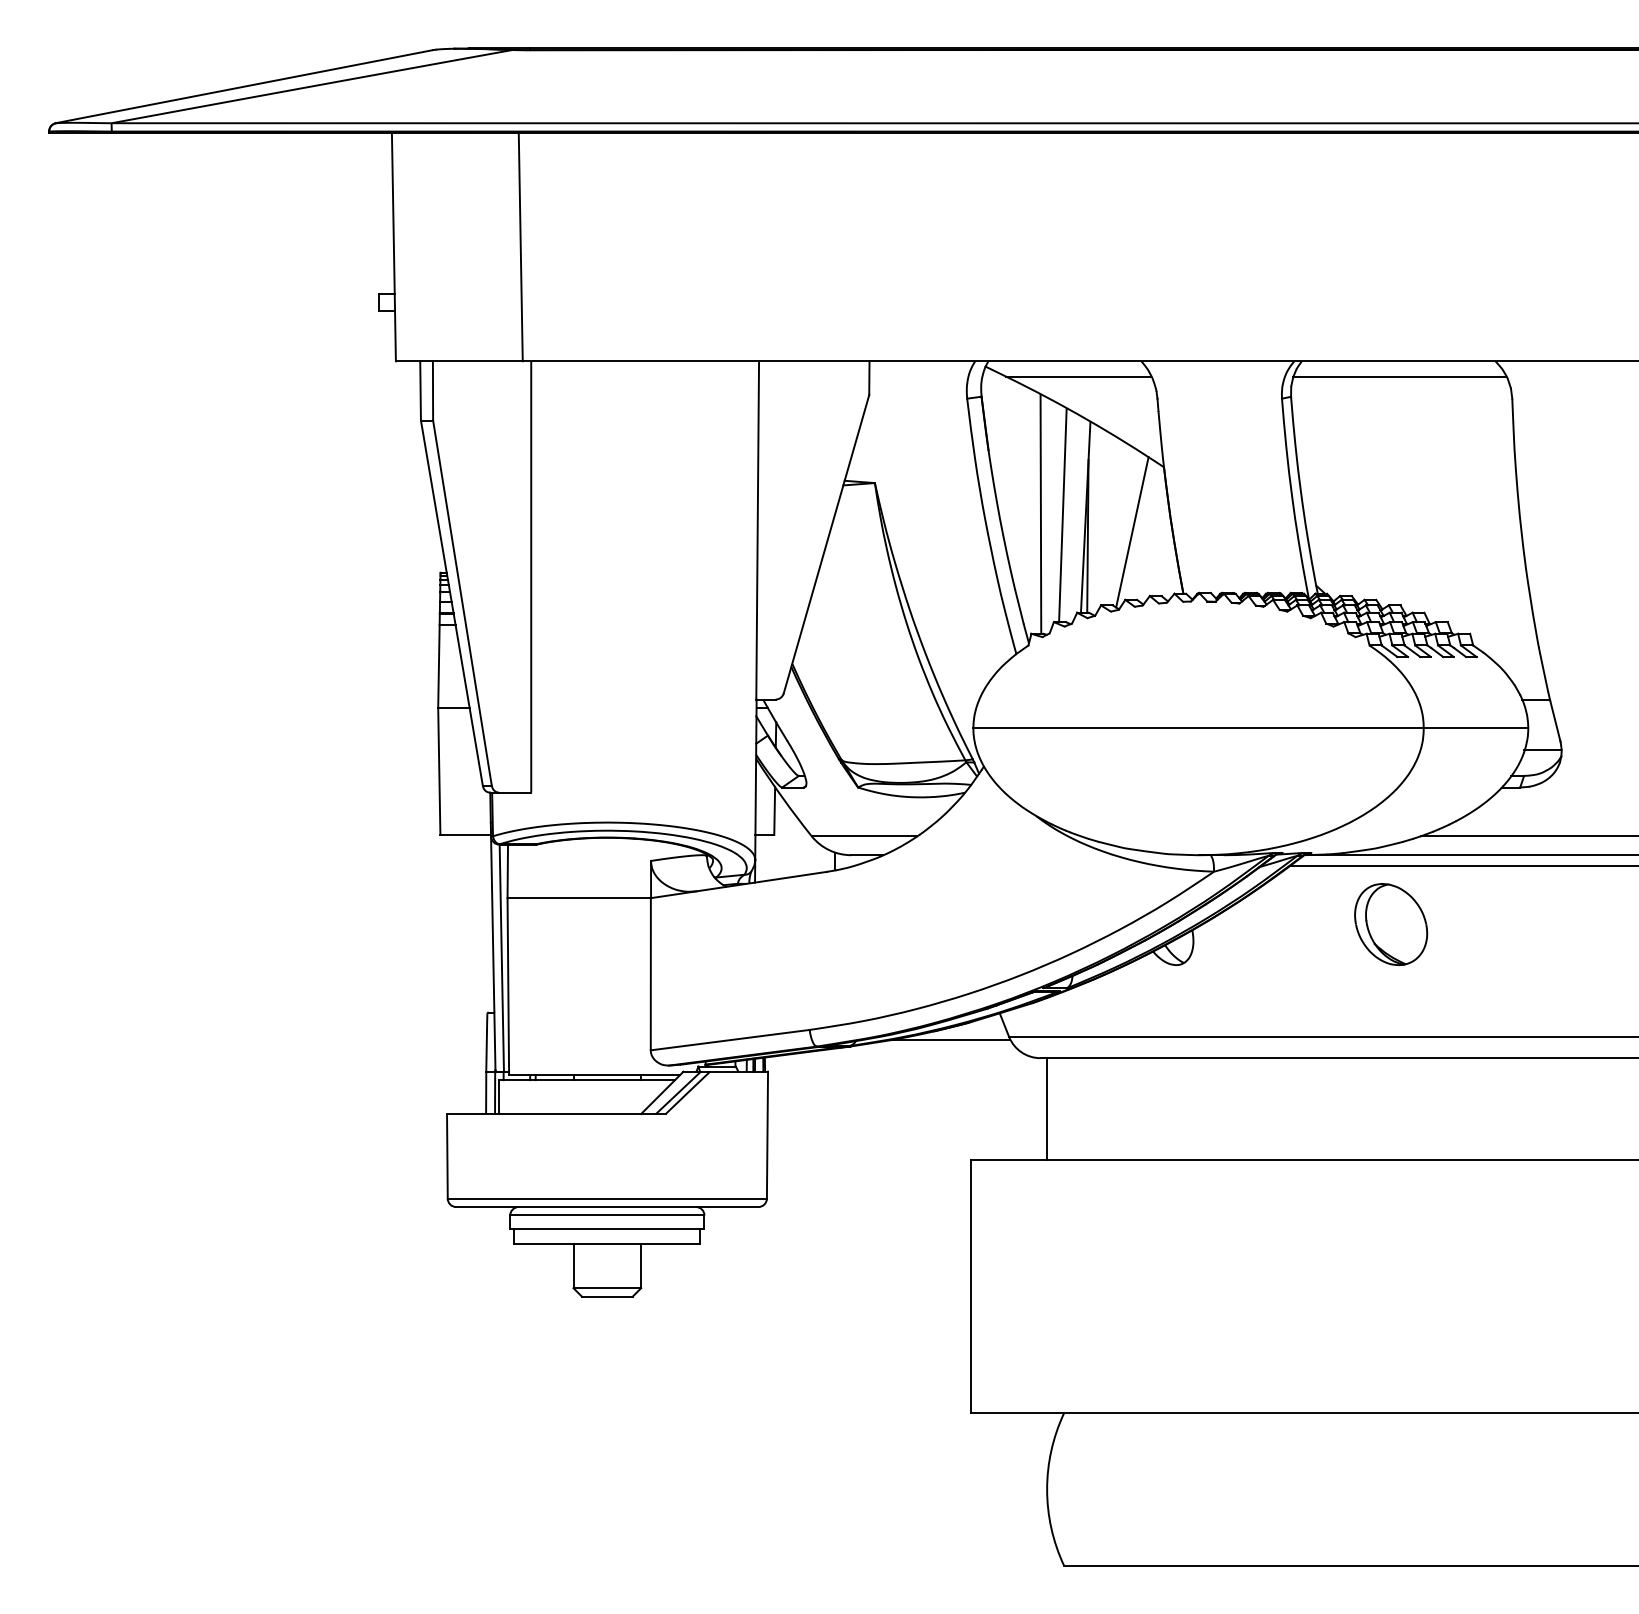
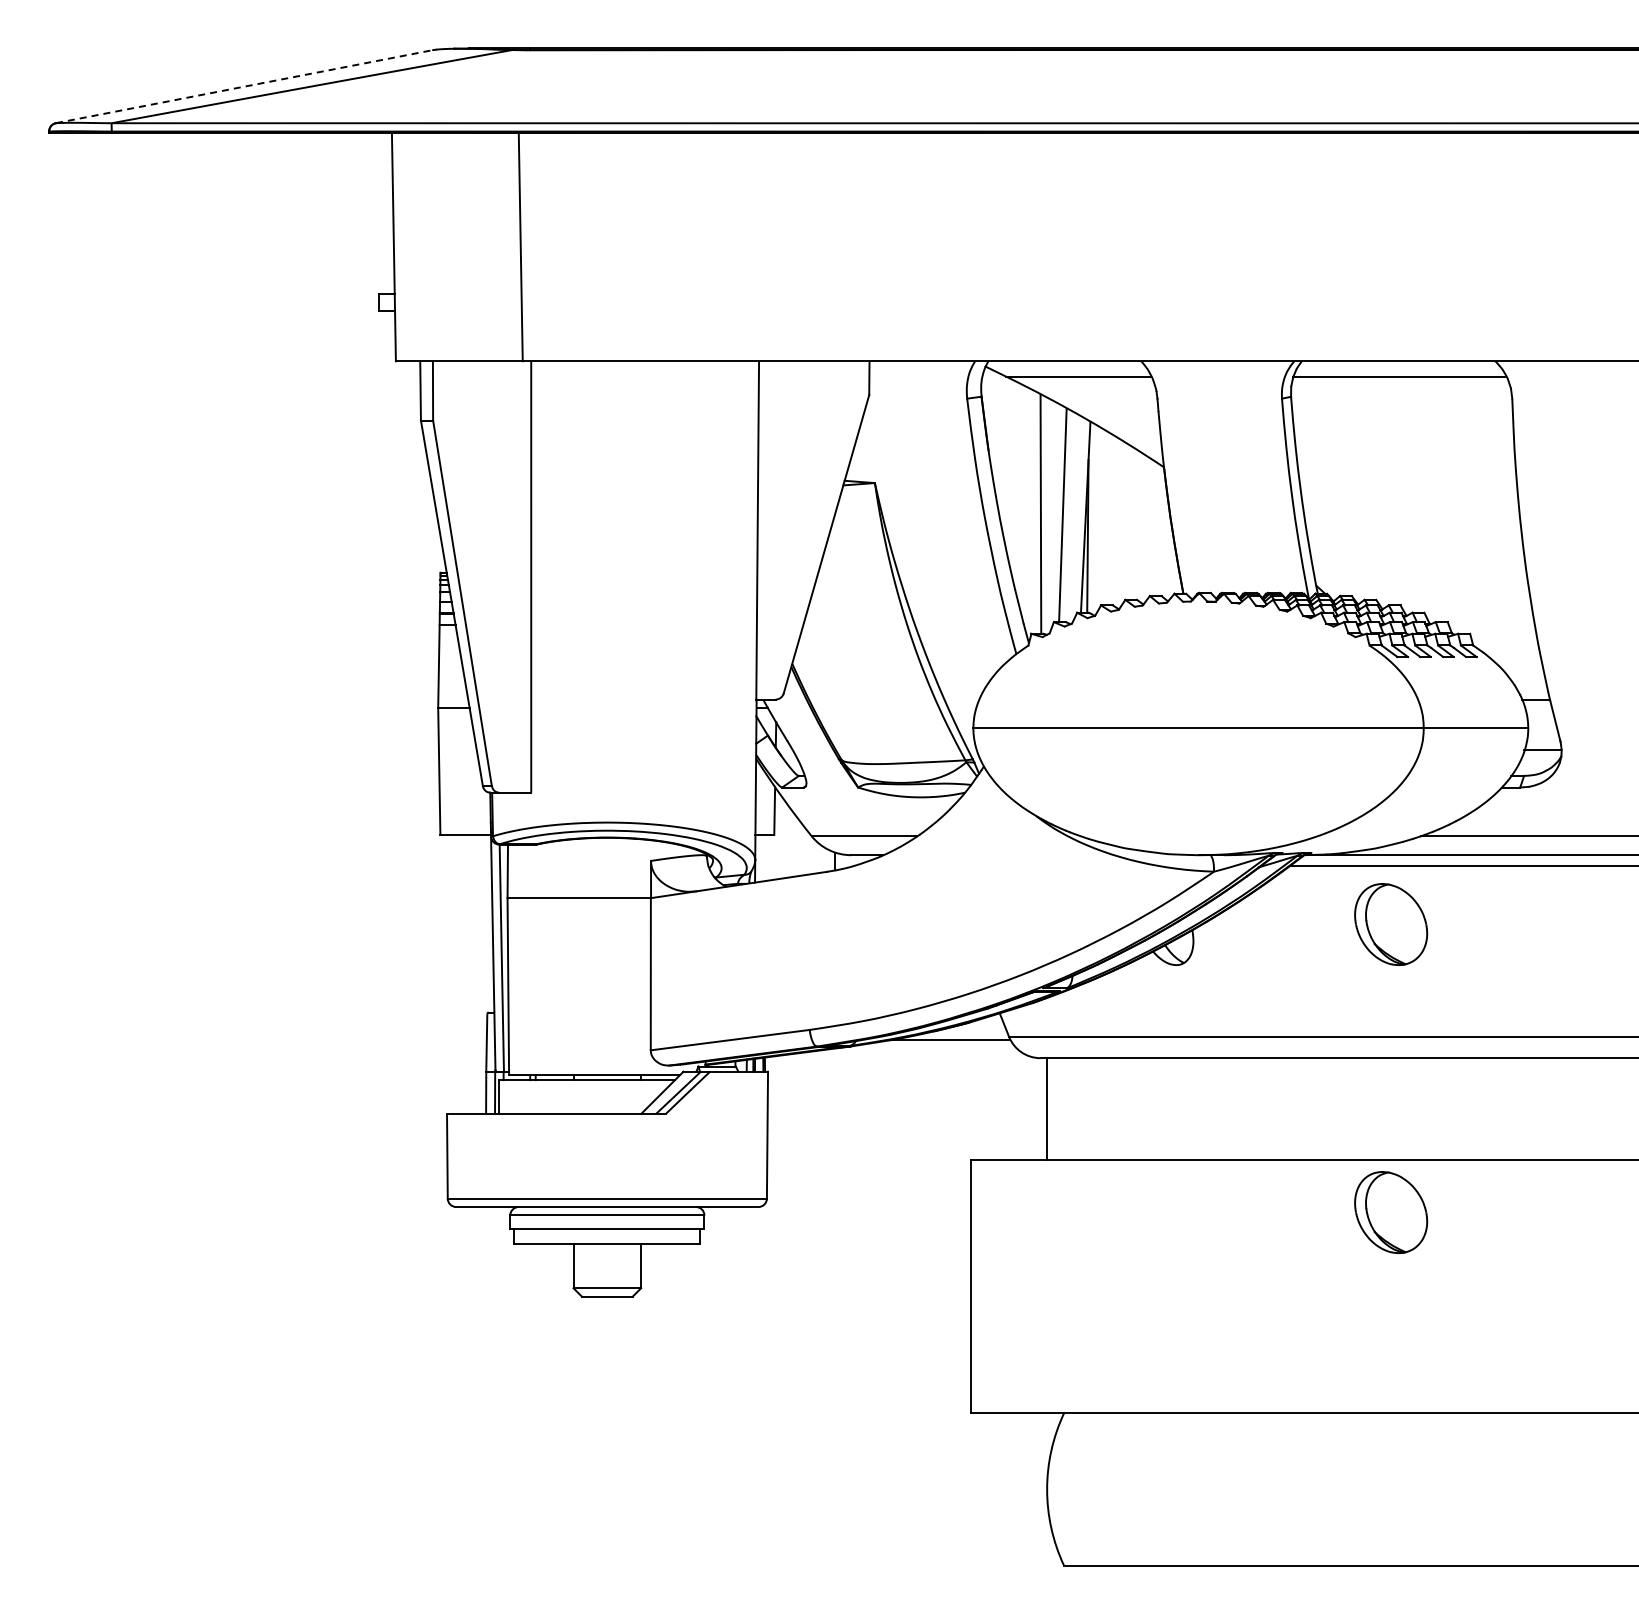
line: solid -> dashed (245, 86)
line: present -> none (1132, 532)
part: none -> present (1391, 1212)
